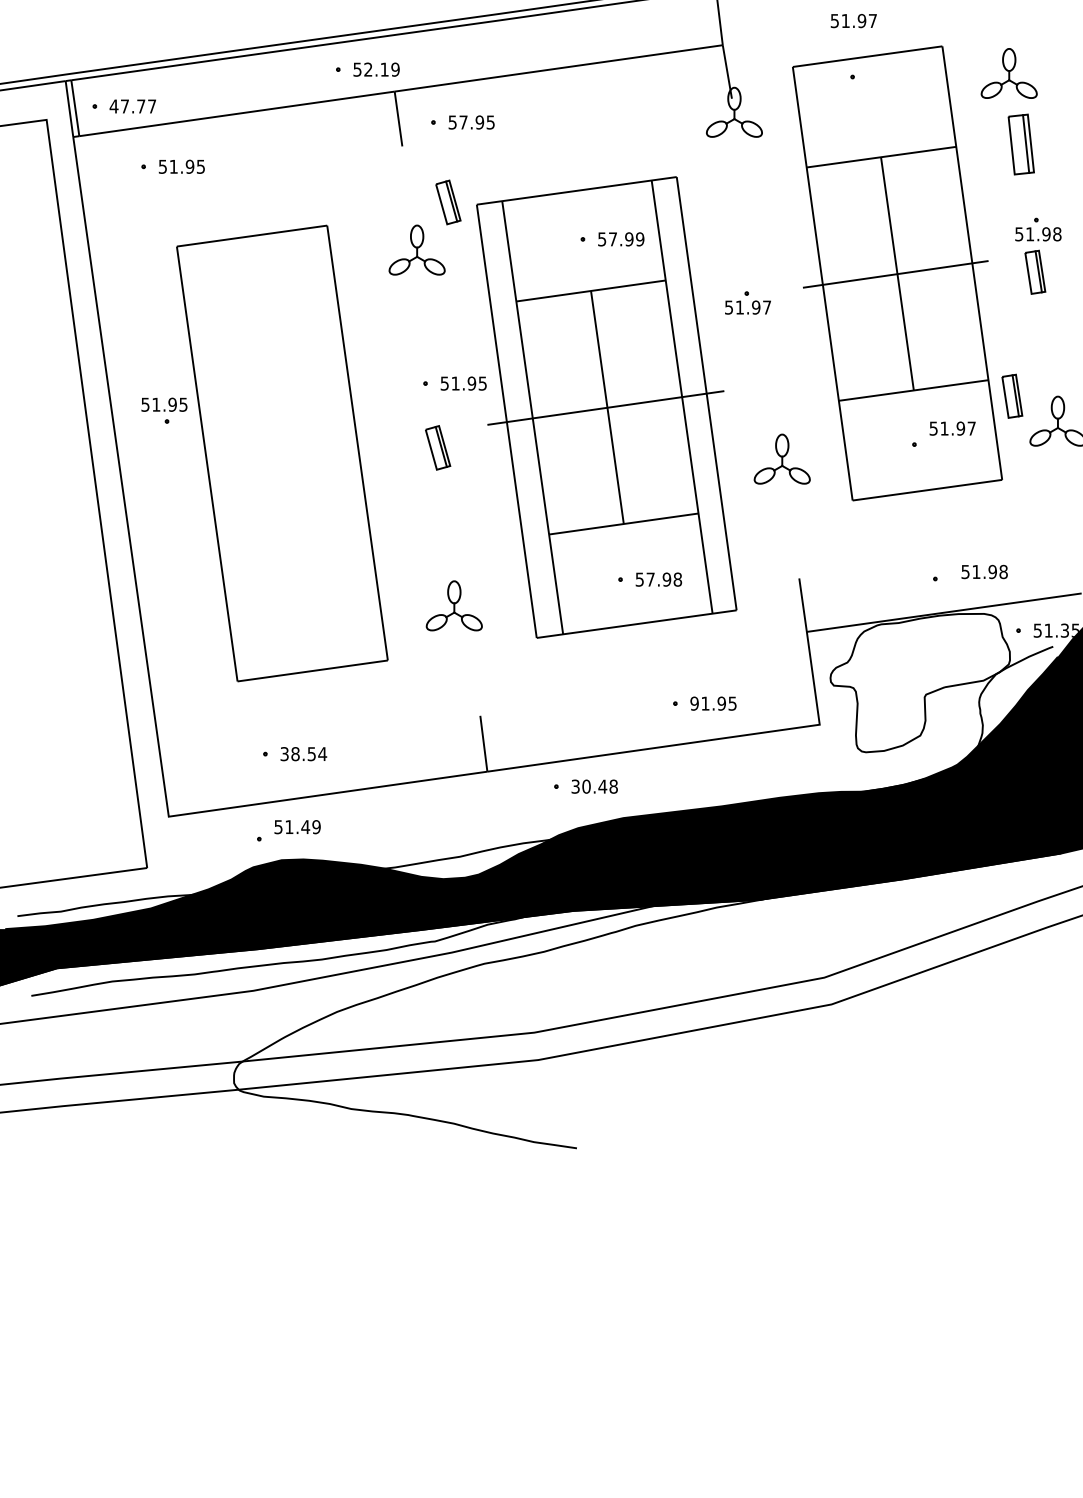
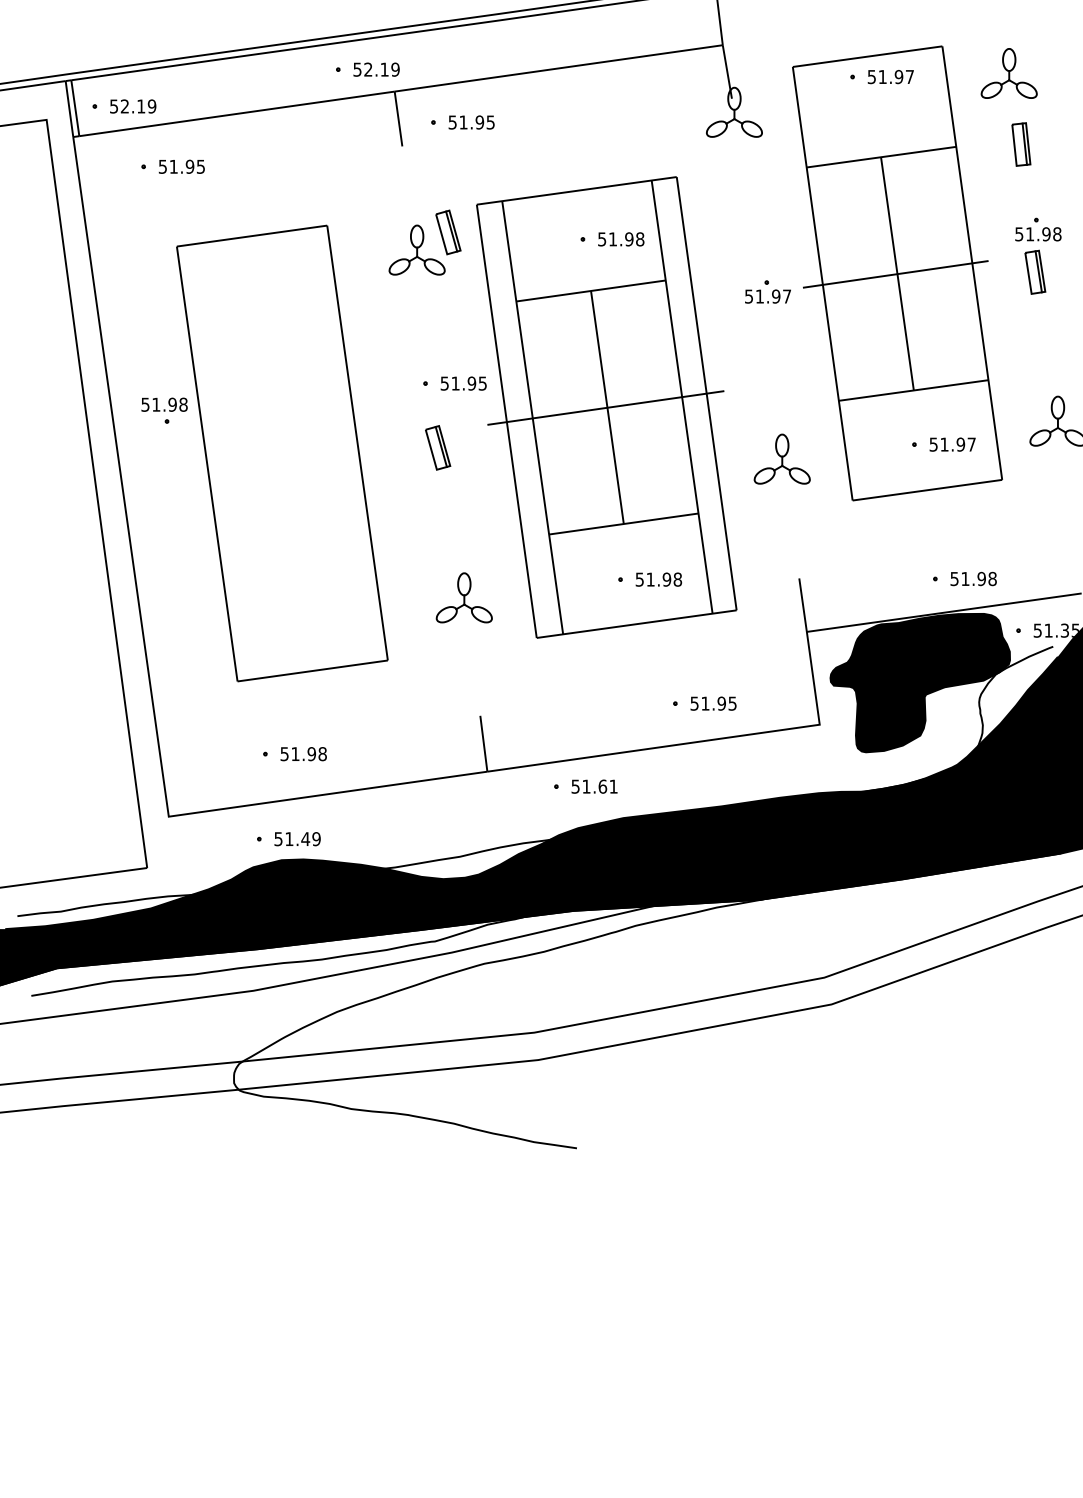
text position: (853, 21) -> (890, 77) (890, 77)
text: 47.77 -> 52.19 (132, 106)
text: 57.95 -> 51.95 (463, 122)
part size: 28x63 px -> 21x45 px (1021, 144)
part position: (448, 202) -> (448, 232) (448, 232)
text: 57.99 -> 51.98 (626, 239)
part position: (747, 302) -> (767, 291) (767, 291)
part: present -> none (1012, 395)
text: 51.95 -> 51.98 (183, 404)
text position: (952, 428) -> (952, 444) (952, 444)
text position: (984, 571) -> (973, 578) (973, 578)
text: 57.98 -> 51.98 (650, 579)
part position: (453, 605) -> (463, 597) (463, 597)
fill: none -> present (920, 682)
text: 91.95 -> 51.95 (694, 703)
text: 38.54 -> 51.98 (304, 754)
text: 30.48 -> 51.61 (594, 786)
text position: (297, 827) -> (297, 839) (297, 839)
